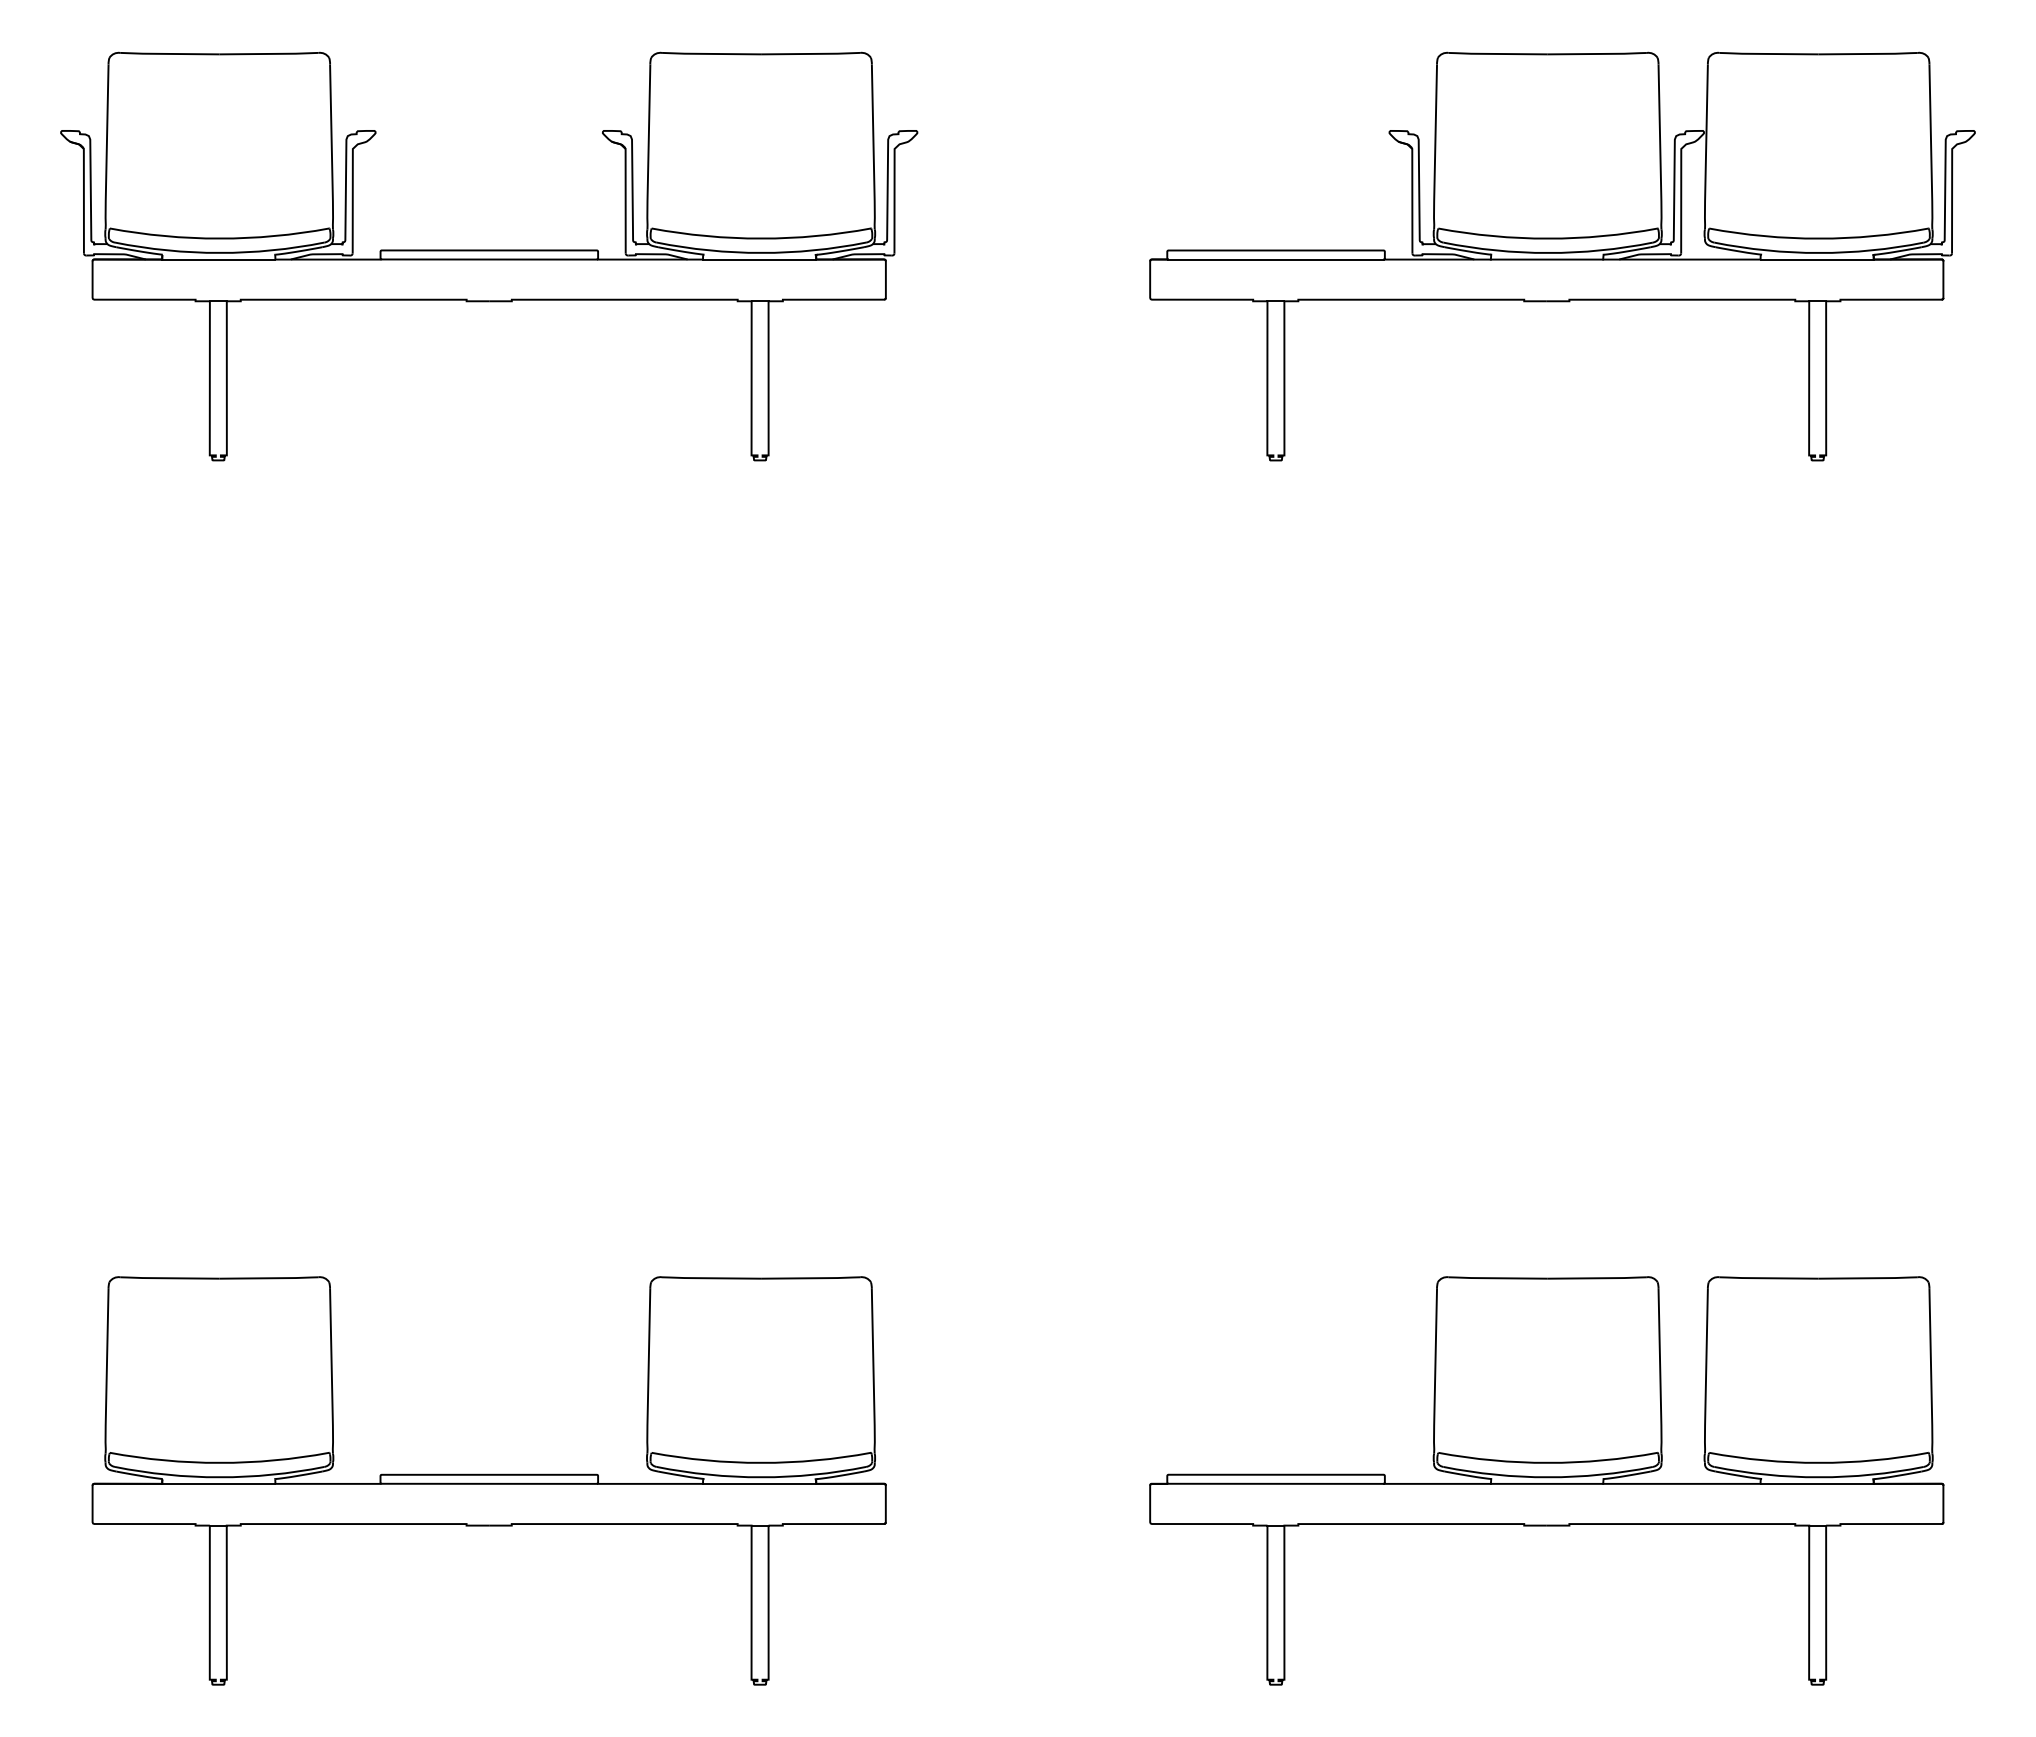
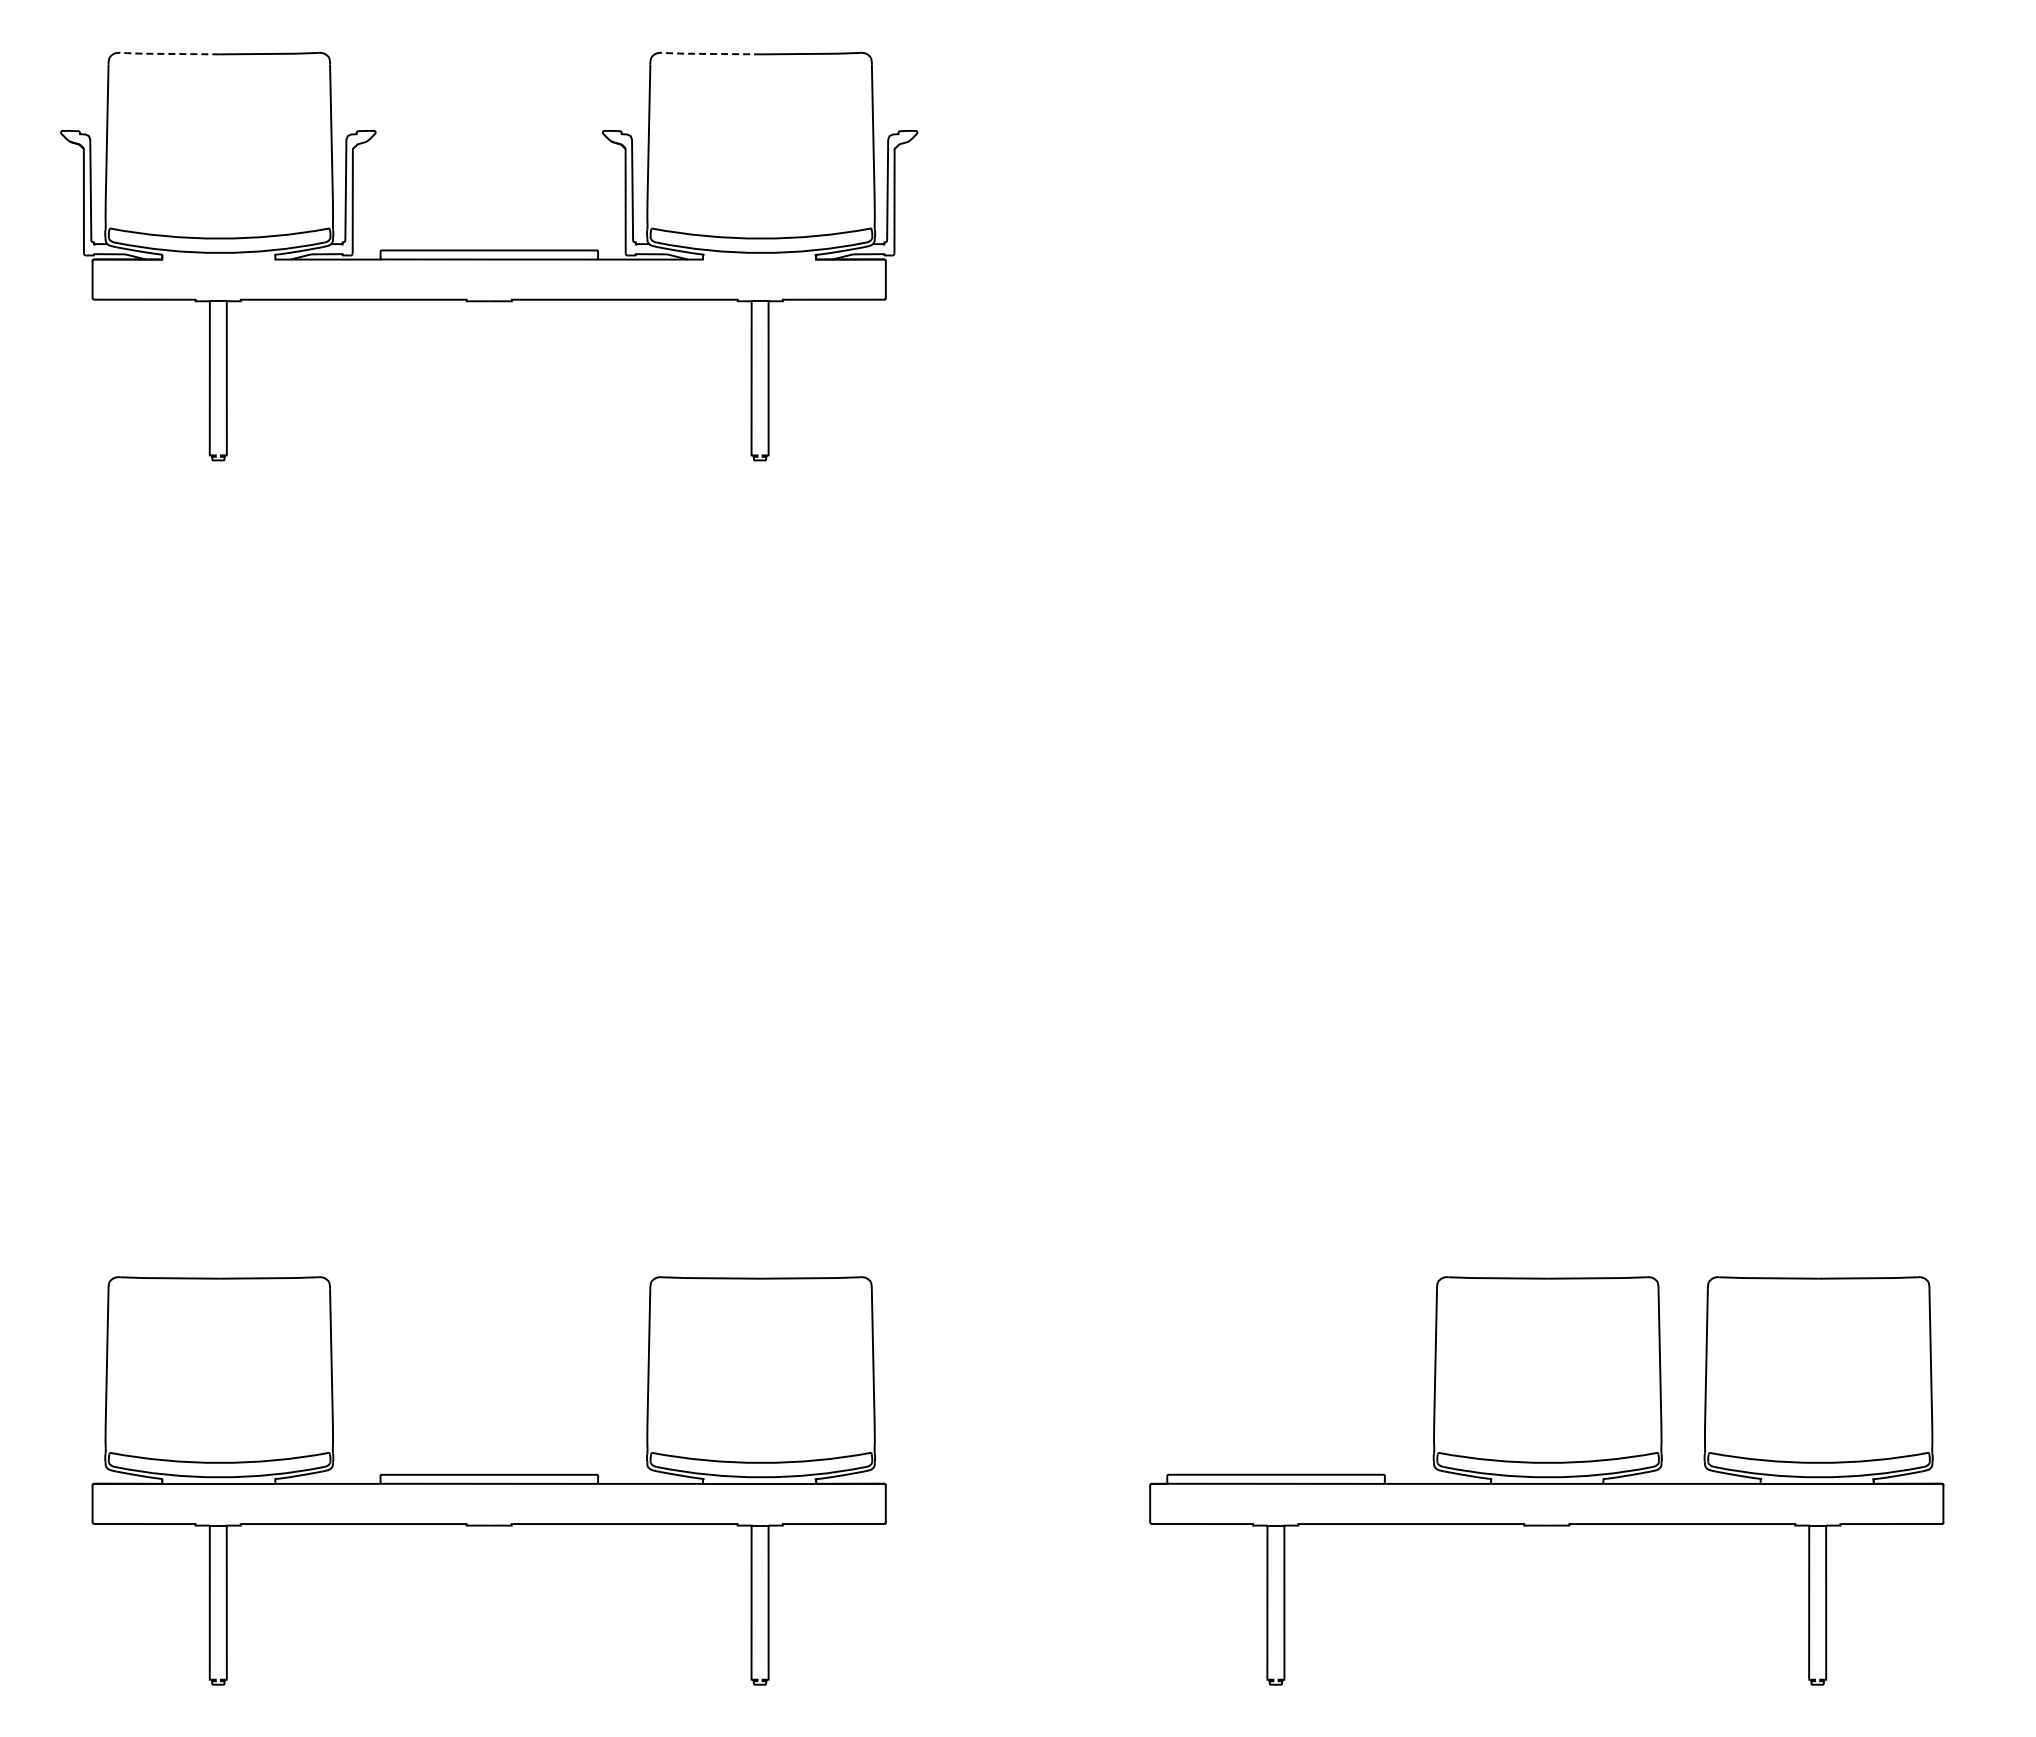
line: solid -> dashed (167, 53)
line: solid -> dashed (709, 53)
part: present -> none (1562, 256)
line: present -> none (218, 259)
line: present -> none (759, 259)
